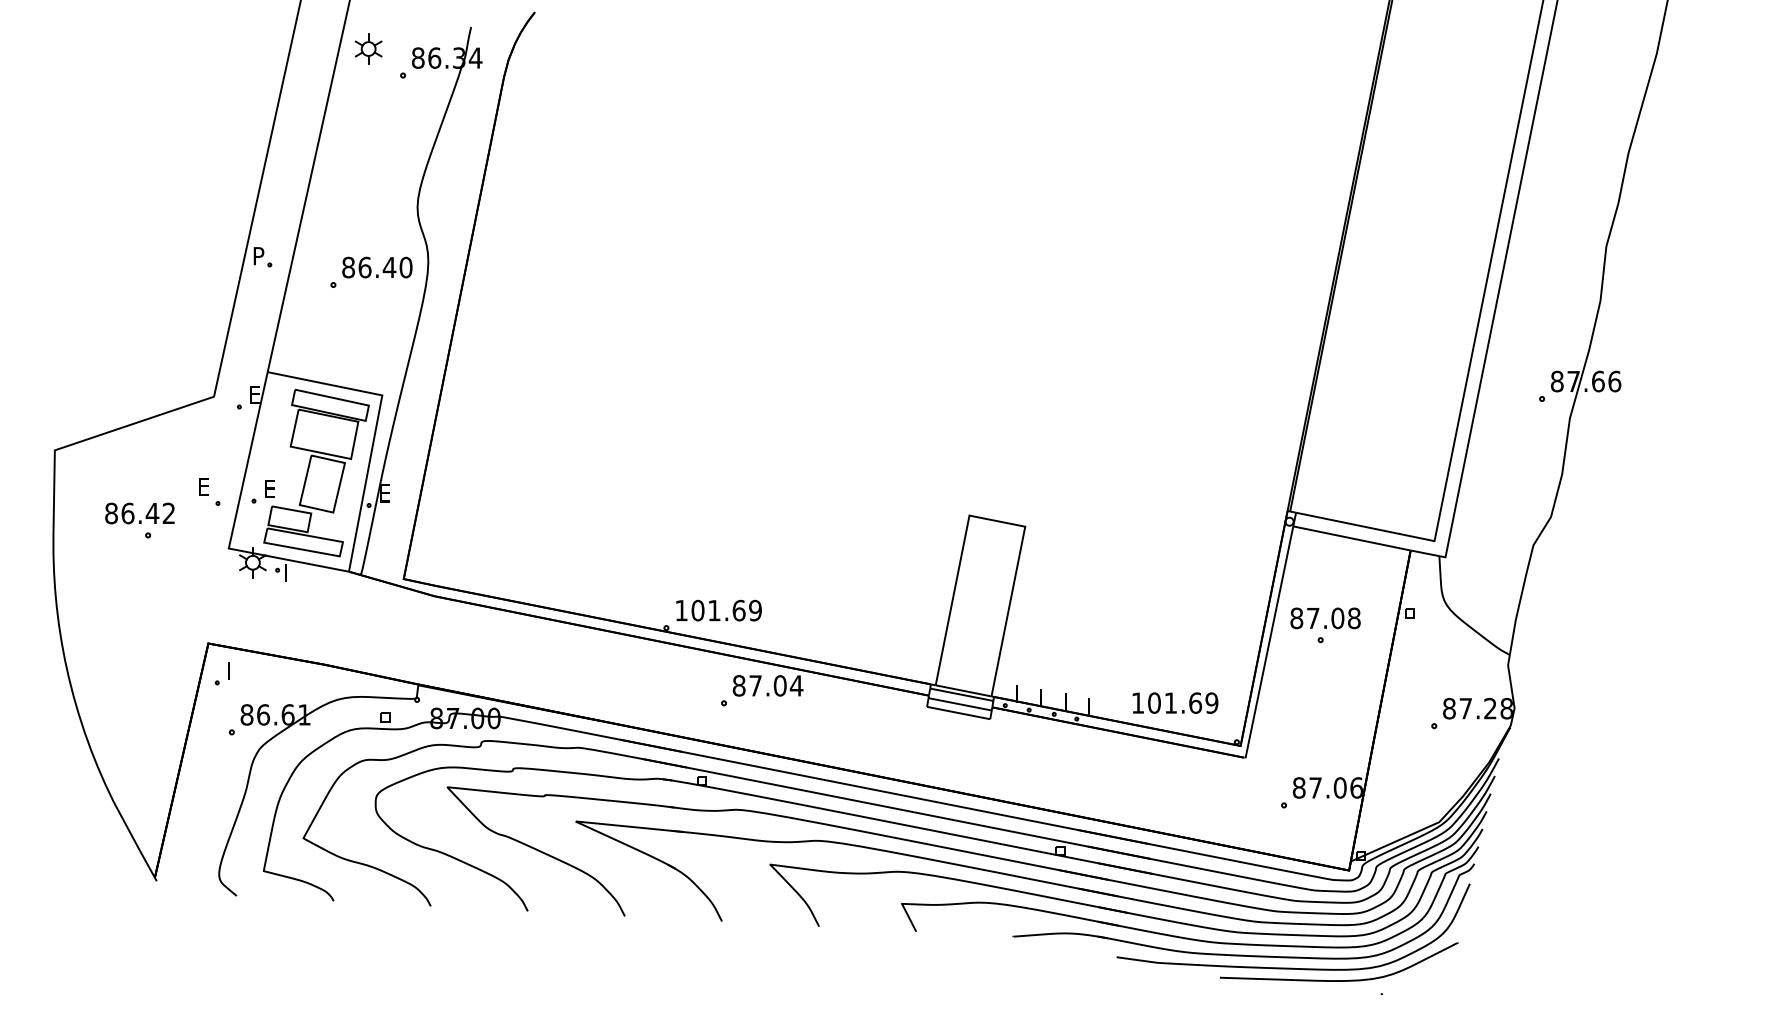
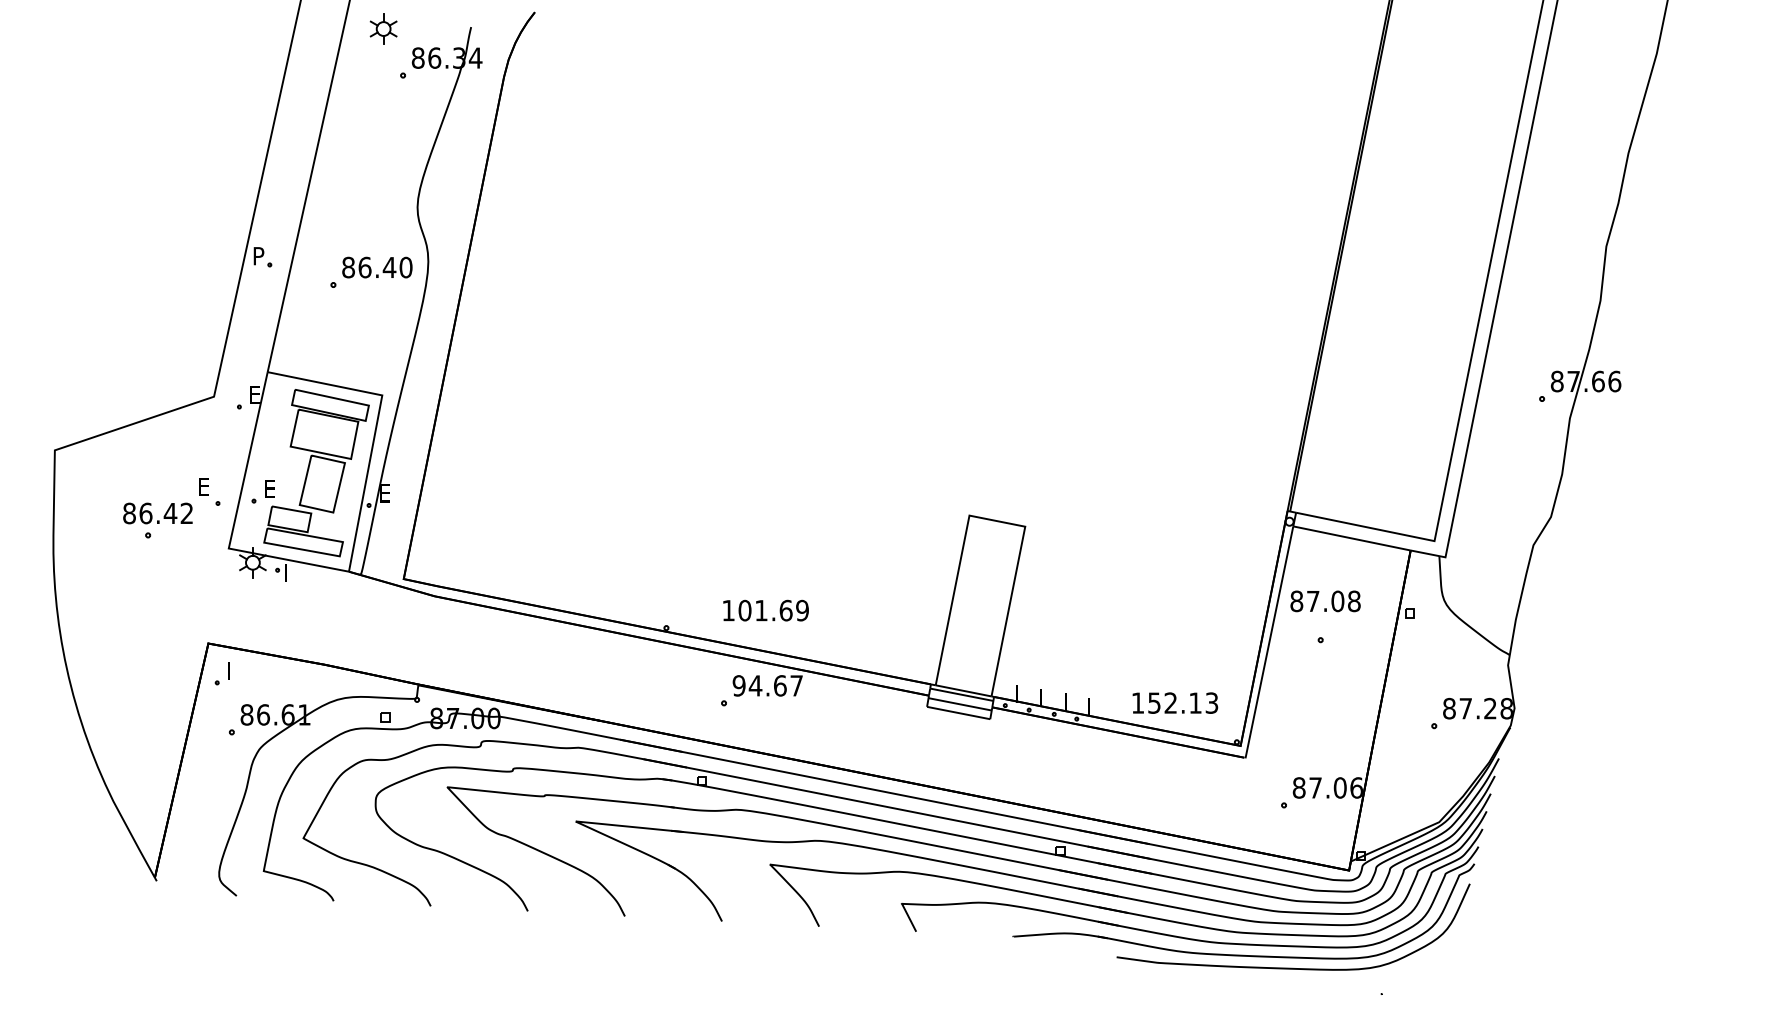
part position: (368, 48) -> (383, 28) (383, 28)
text position: (139, 513) -> (157, 513) (157, 513)
text position: (718, 610) -> (765, 610) (765, 610)
text position: (1325, 618) -> (1325, 601) (1325, 601)
text: 87.04 -> 94.67 (767, 685)
text: 101.69 -> 152.13 (1183, 702)
curve: present -> none (1339, 980)
